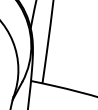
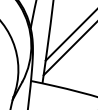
line: none -> present (69, 35)
line: none -> present (68, 49)
